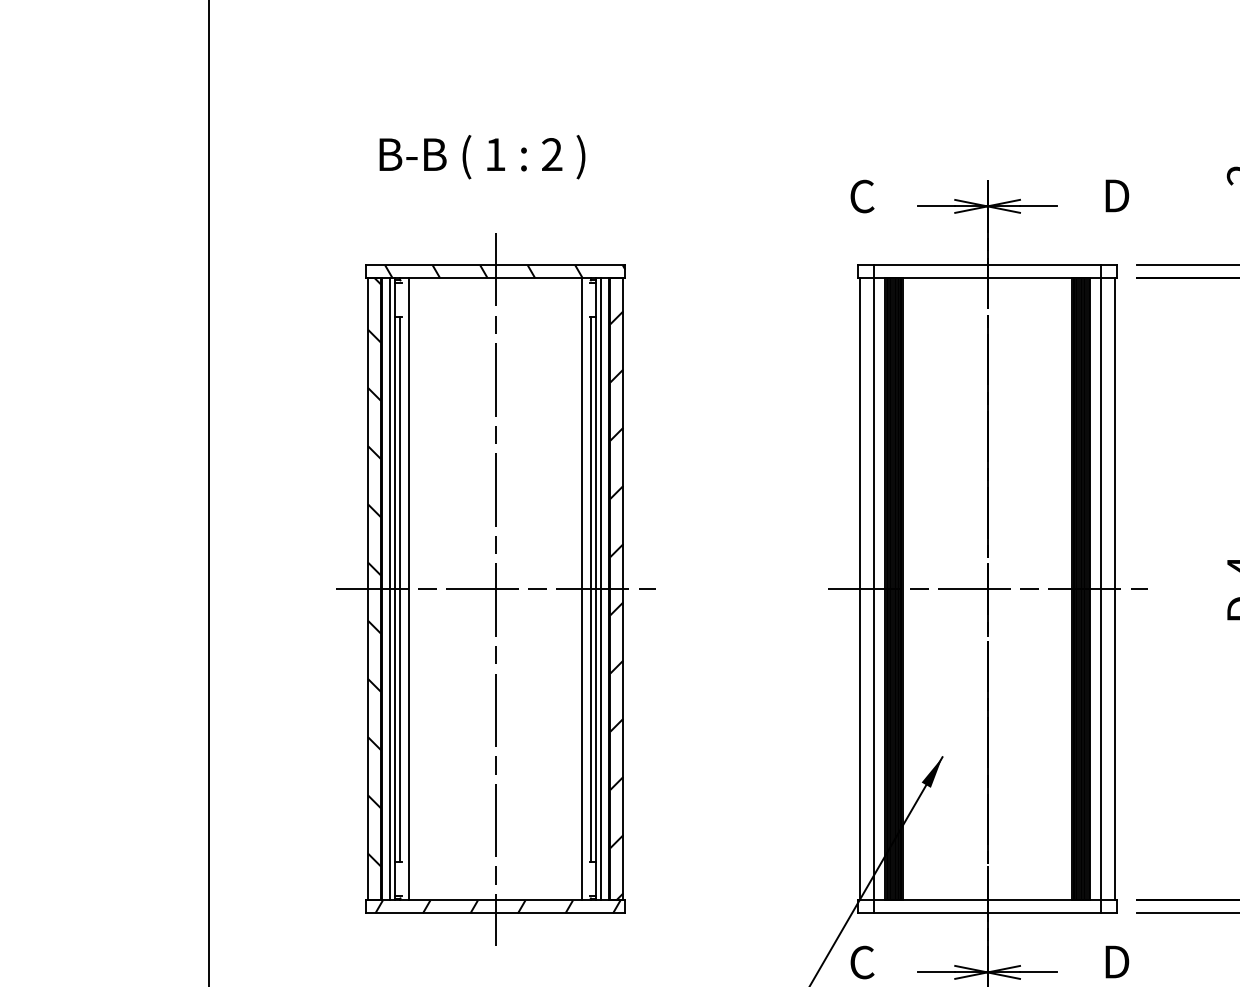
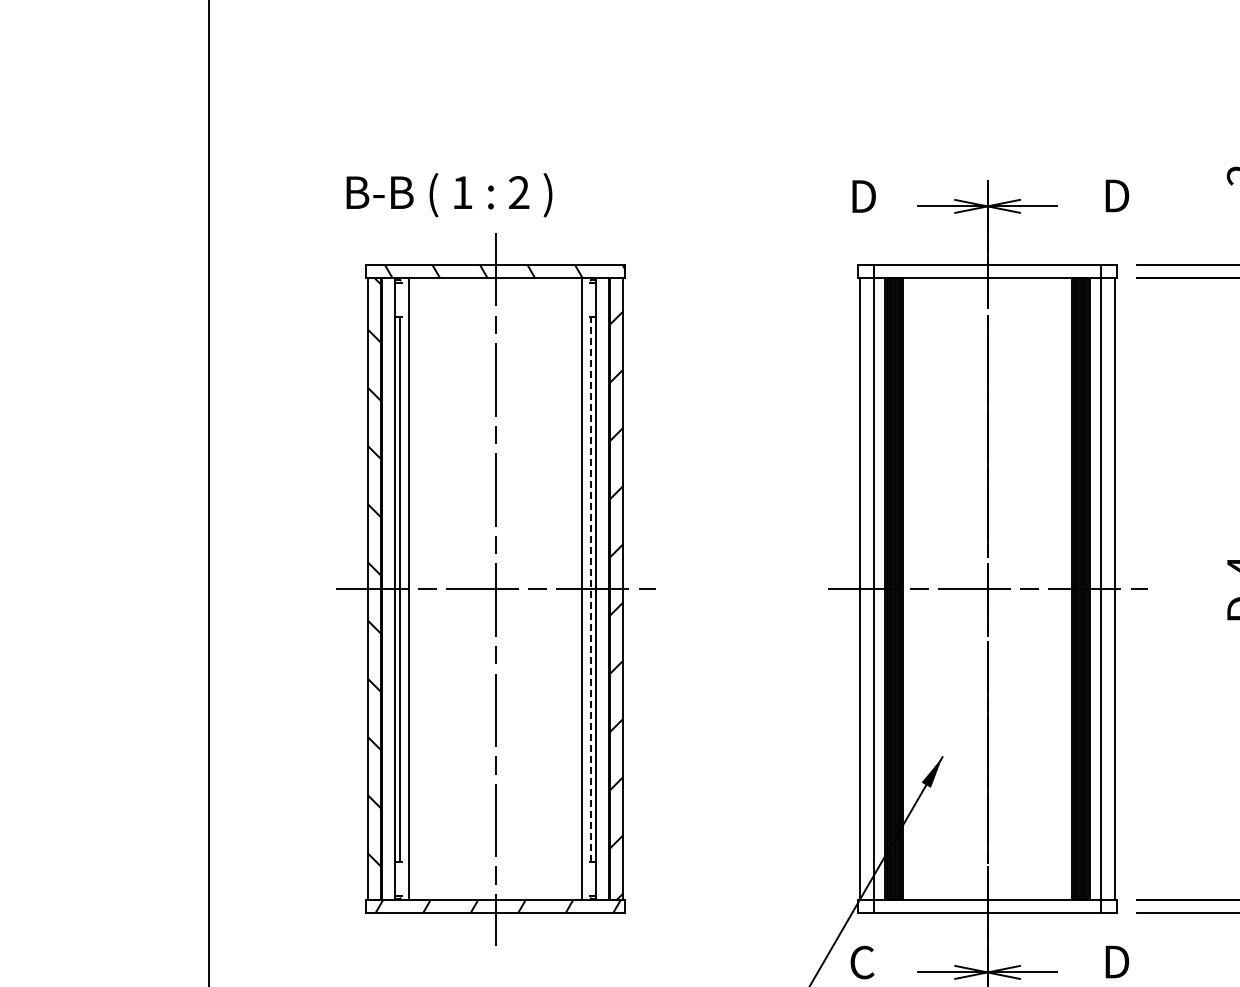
text position: (482, 157) -> (449, 195) (449, 195)
text: C -> D (862, 196)
line: solid -> dashed (590, 588)
line: present -> none (389, 589)
line: present -> none (601, 589)
